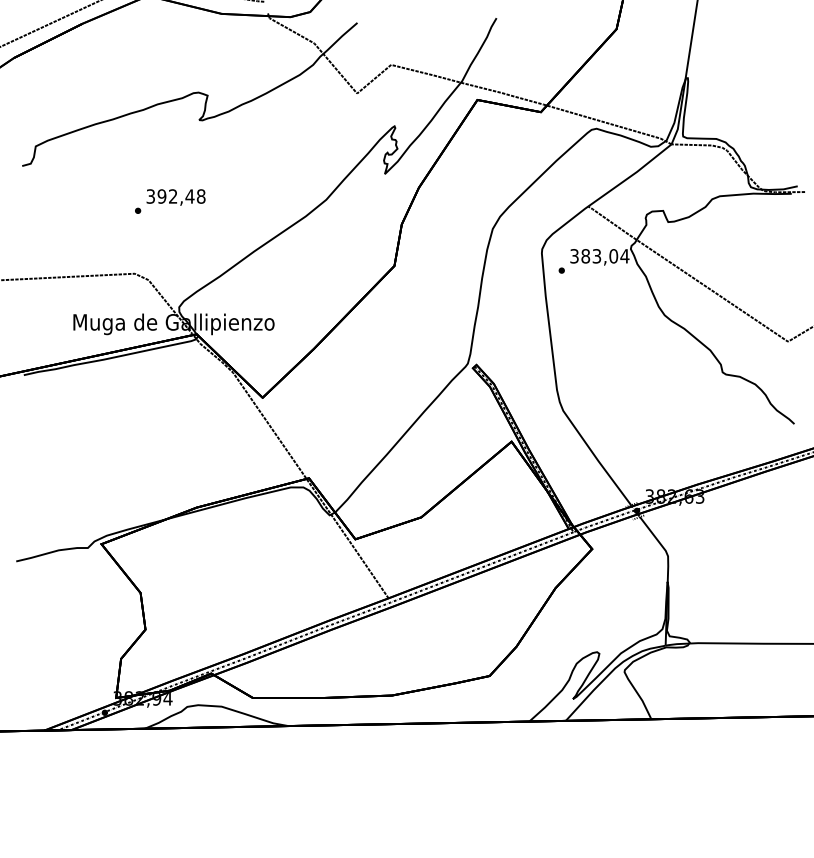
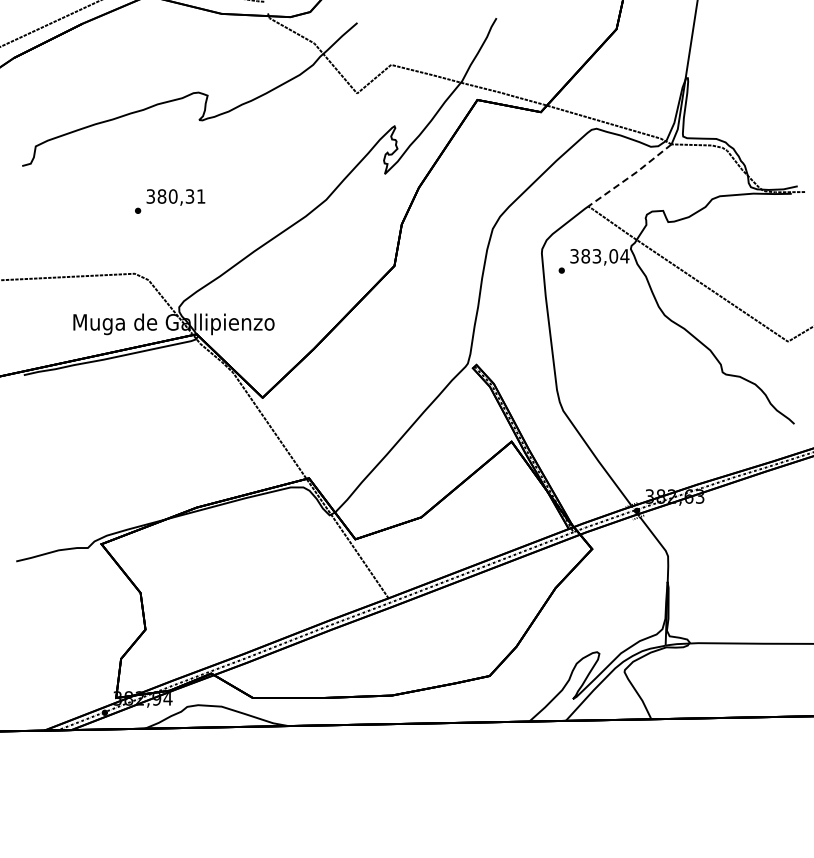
line: solid -> dashed (631, 175)
text: 392,48 -> 380,31 (181, 196)
